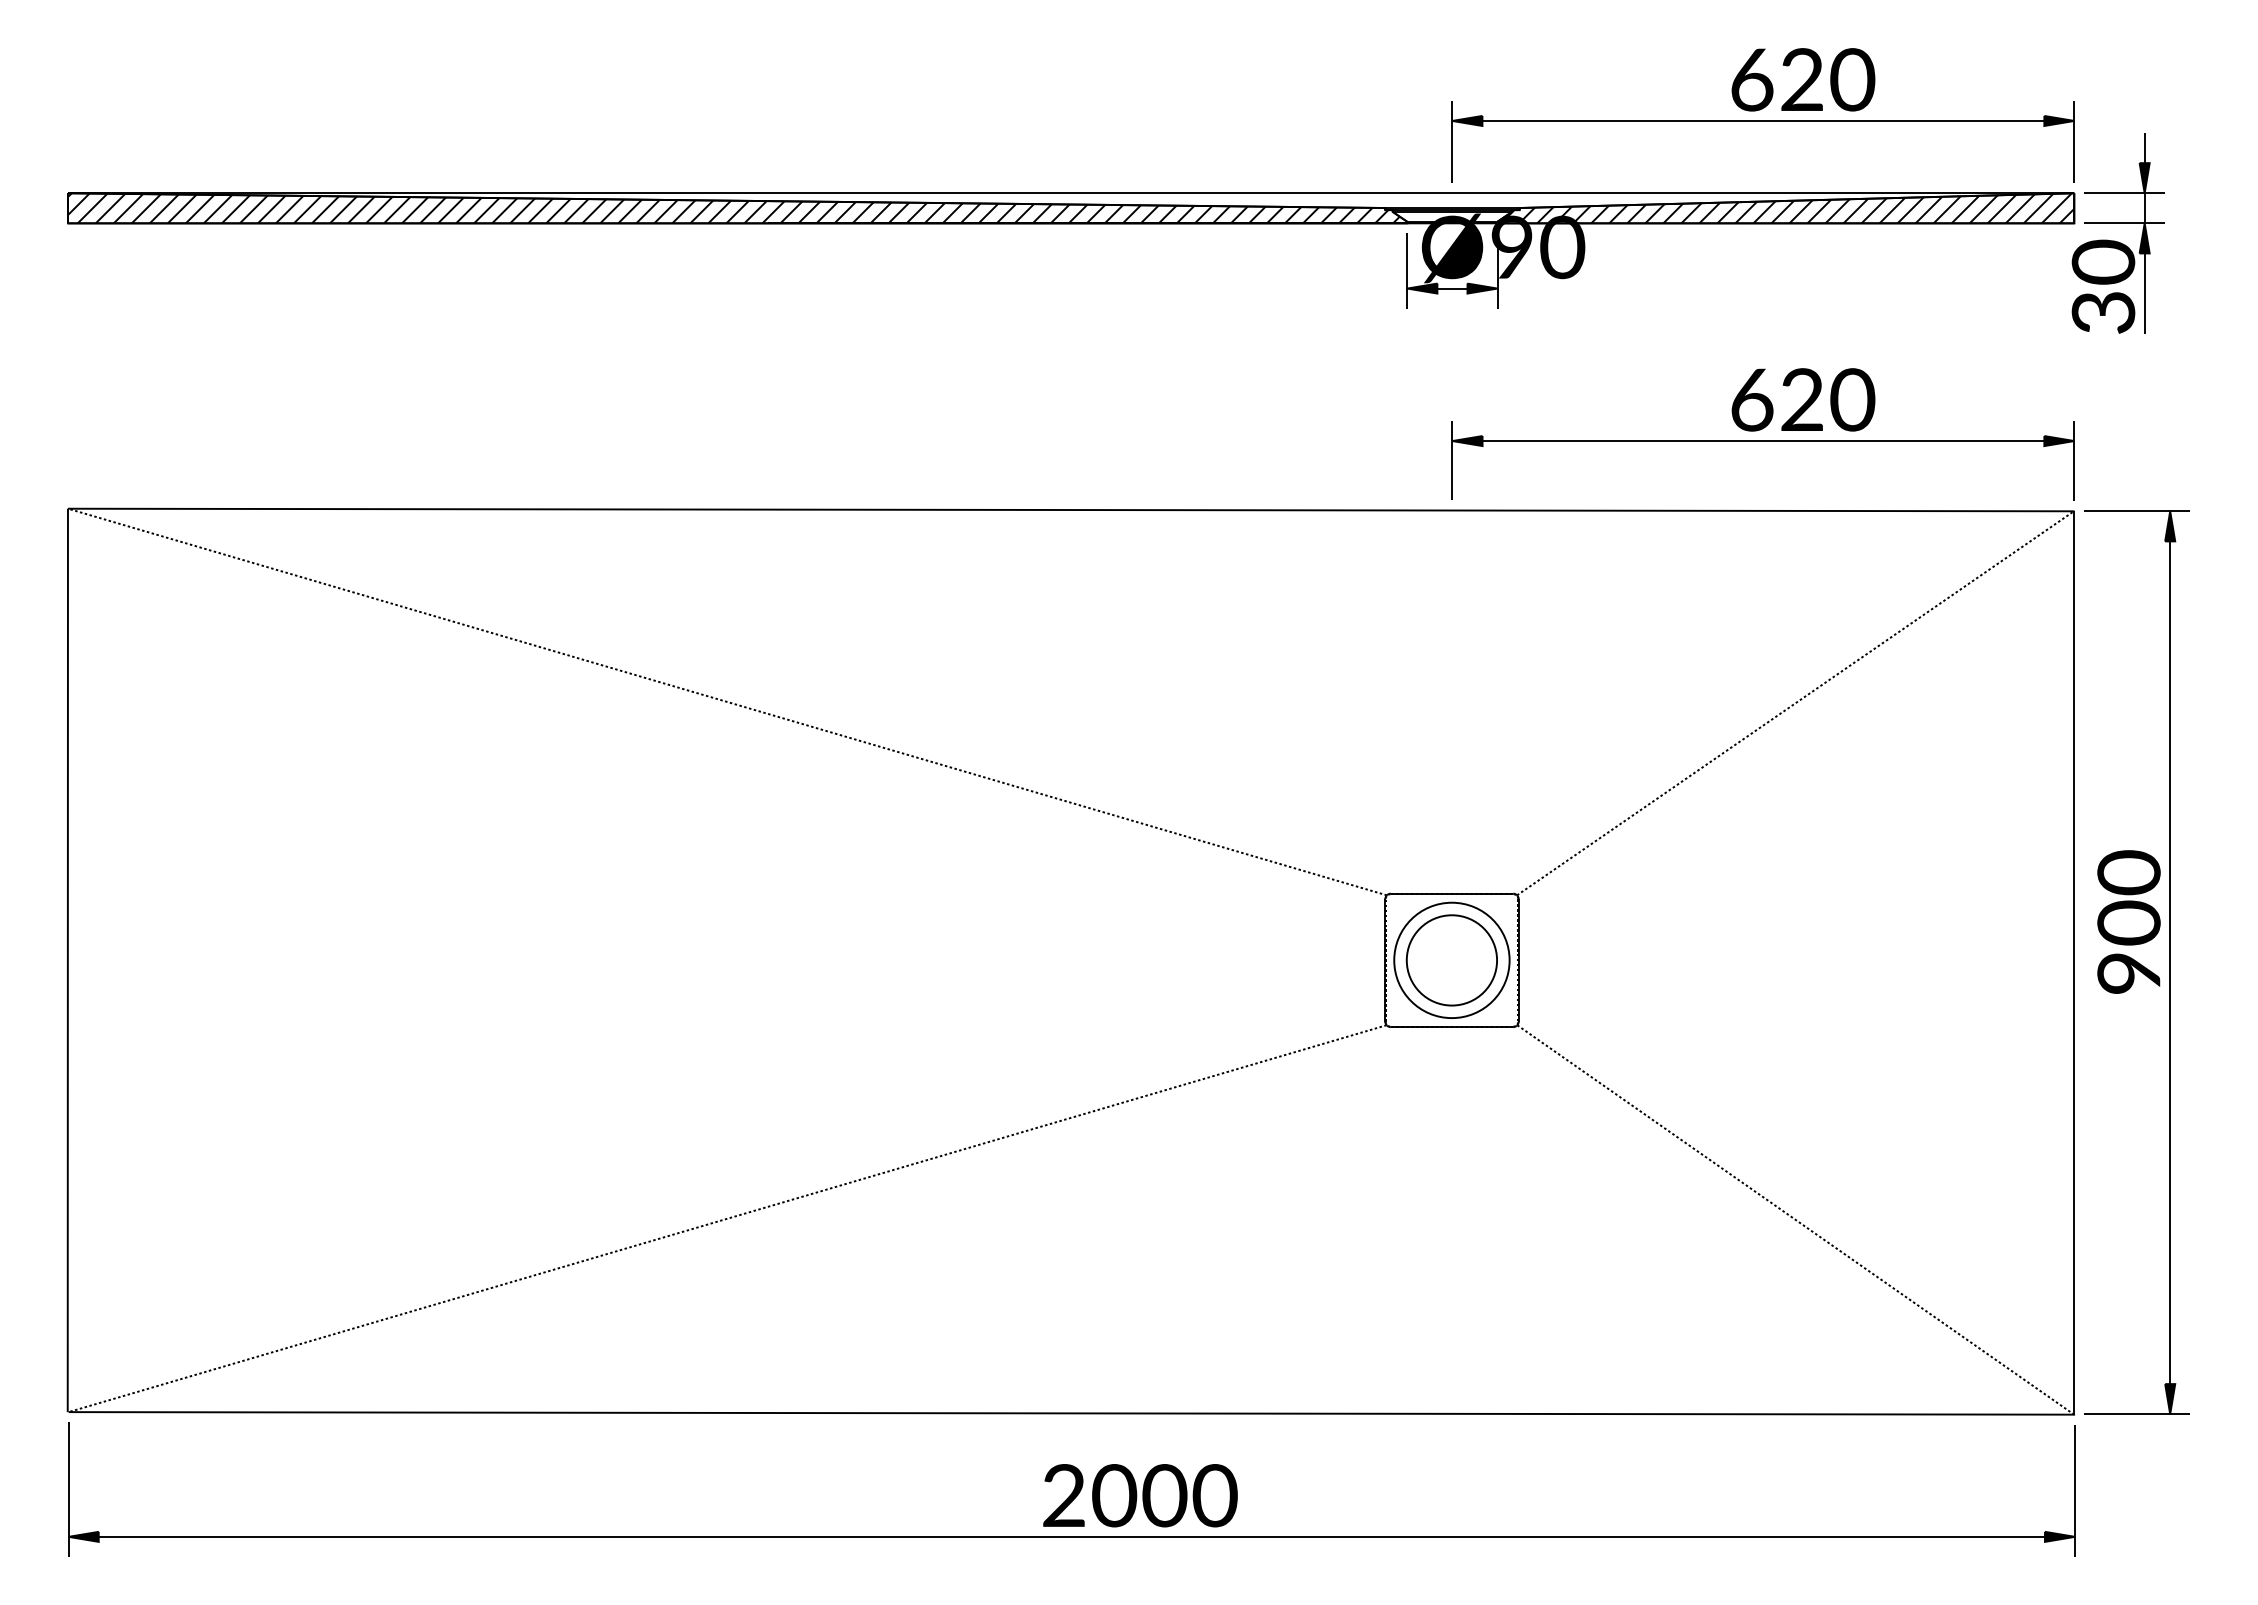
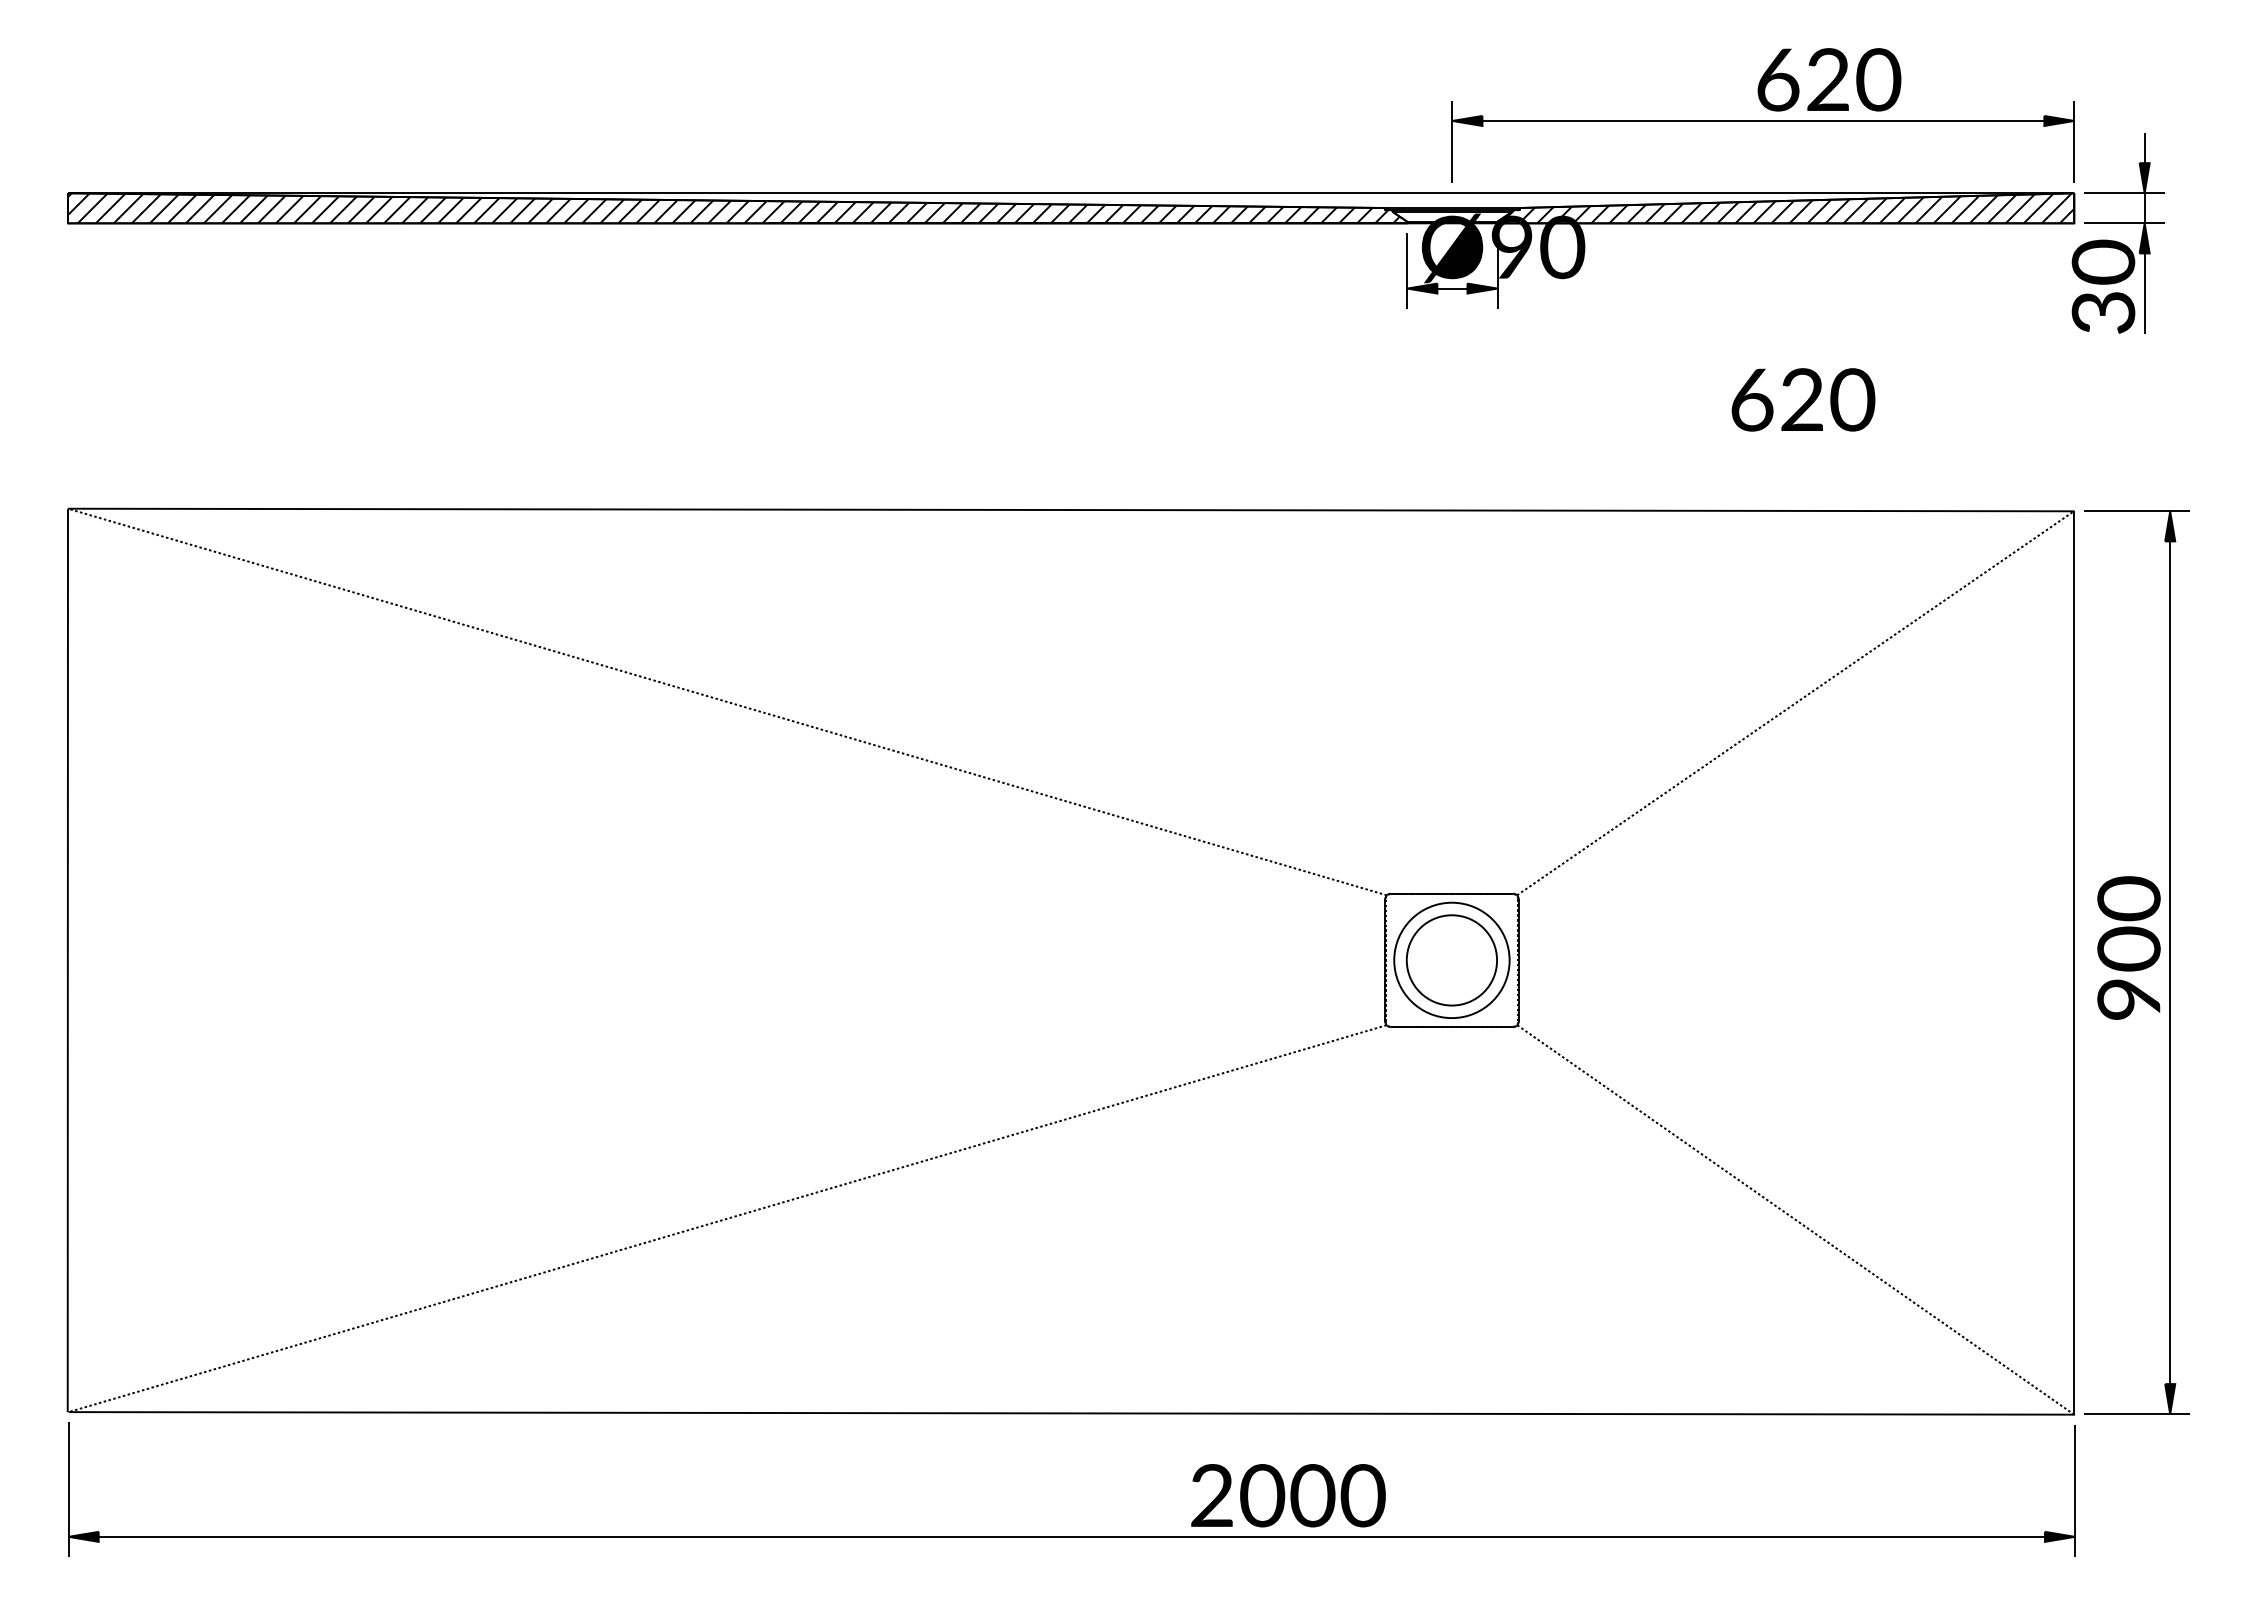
text position: (1803, 79) -> (1829, 79) (1829, 79)
part: present -> none (1762, 441)
text position: (2128, 921) -> (2128, 947) (2128, 947)
text position: (1140, 1495) -> (1288, 1495) (1288, 1495)
